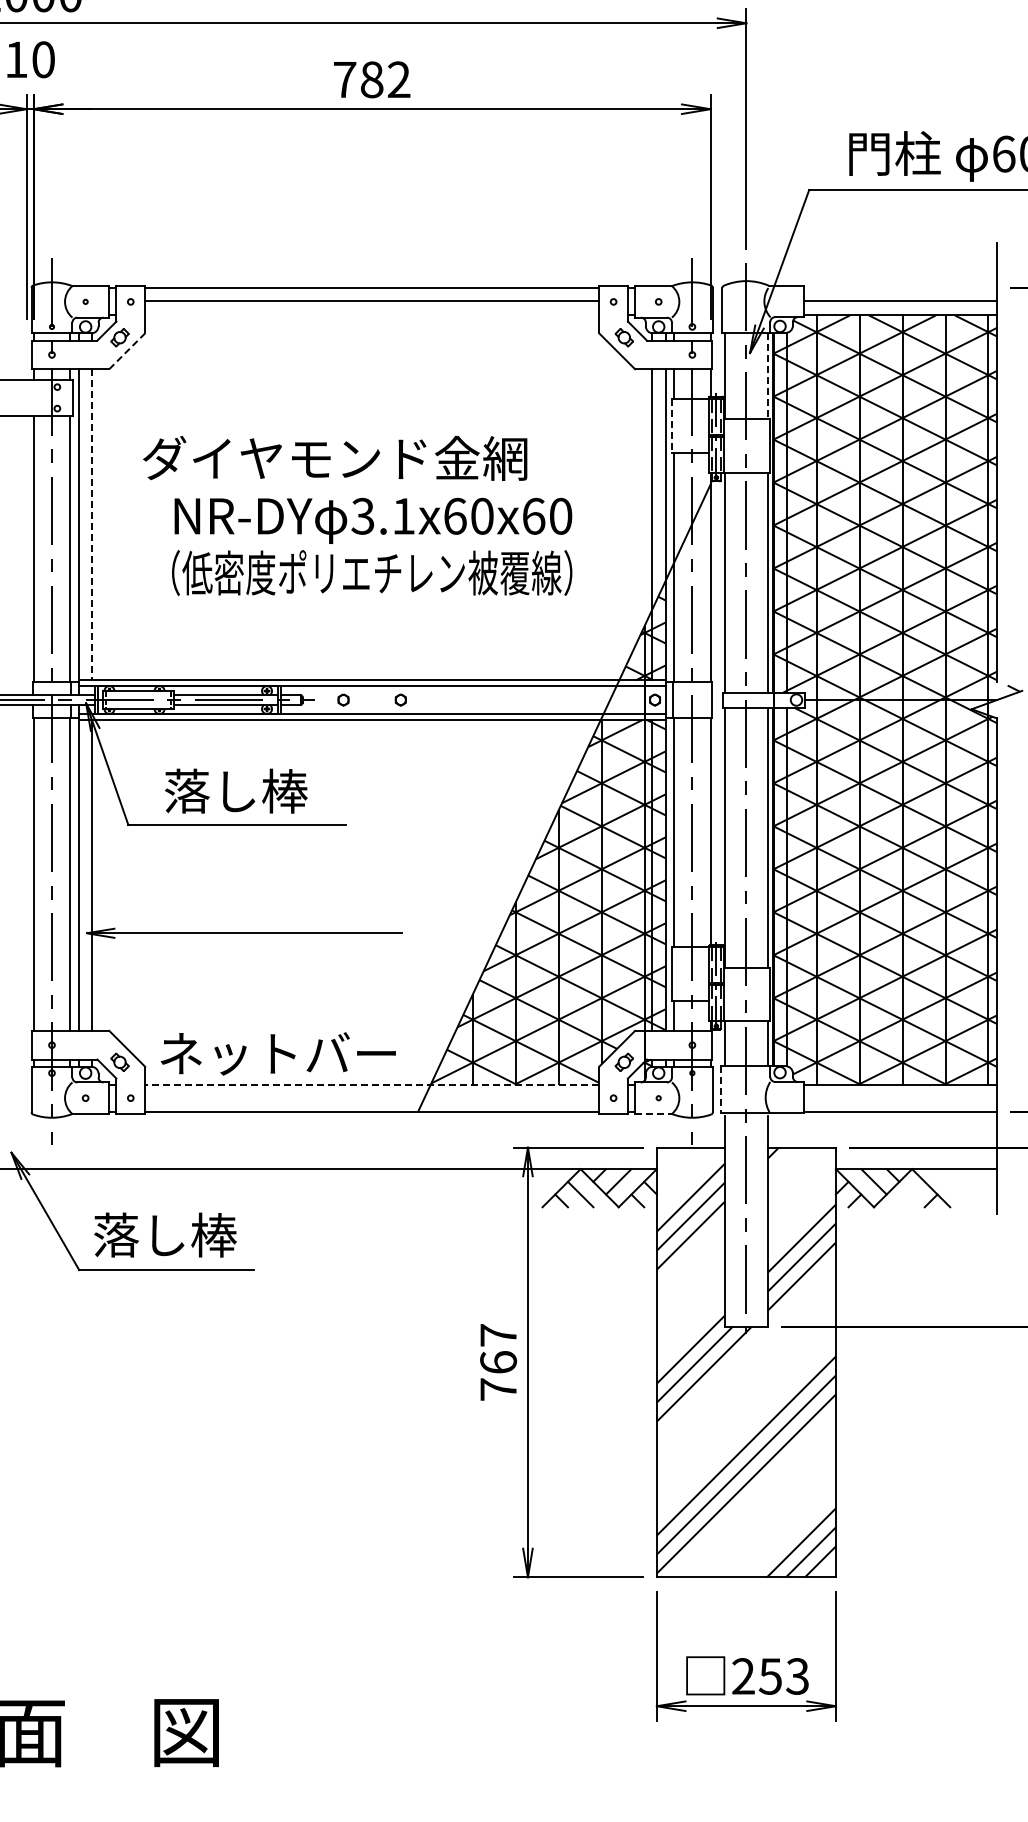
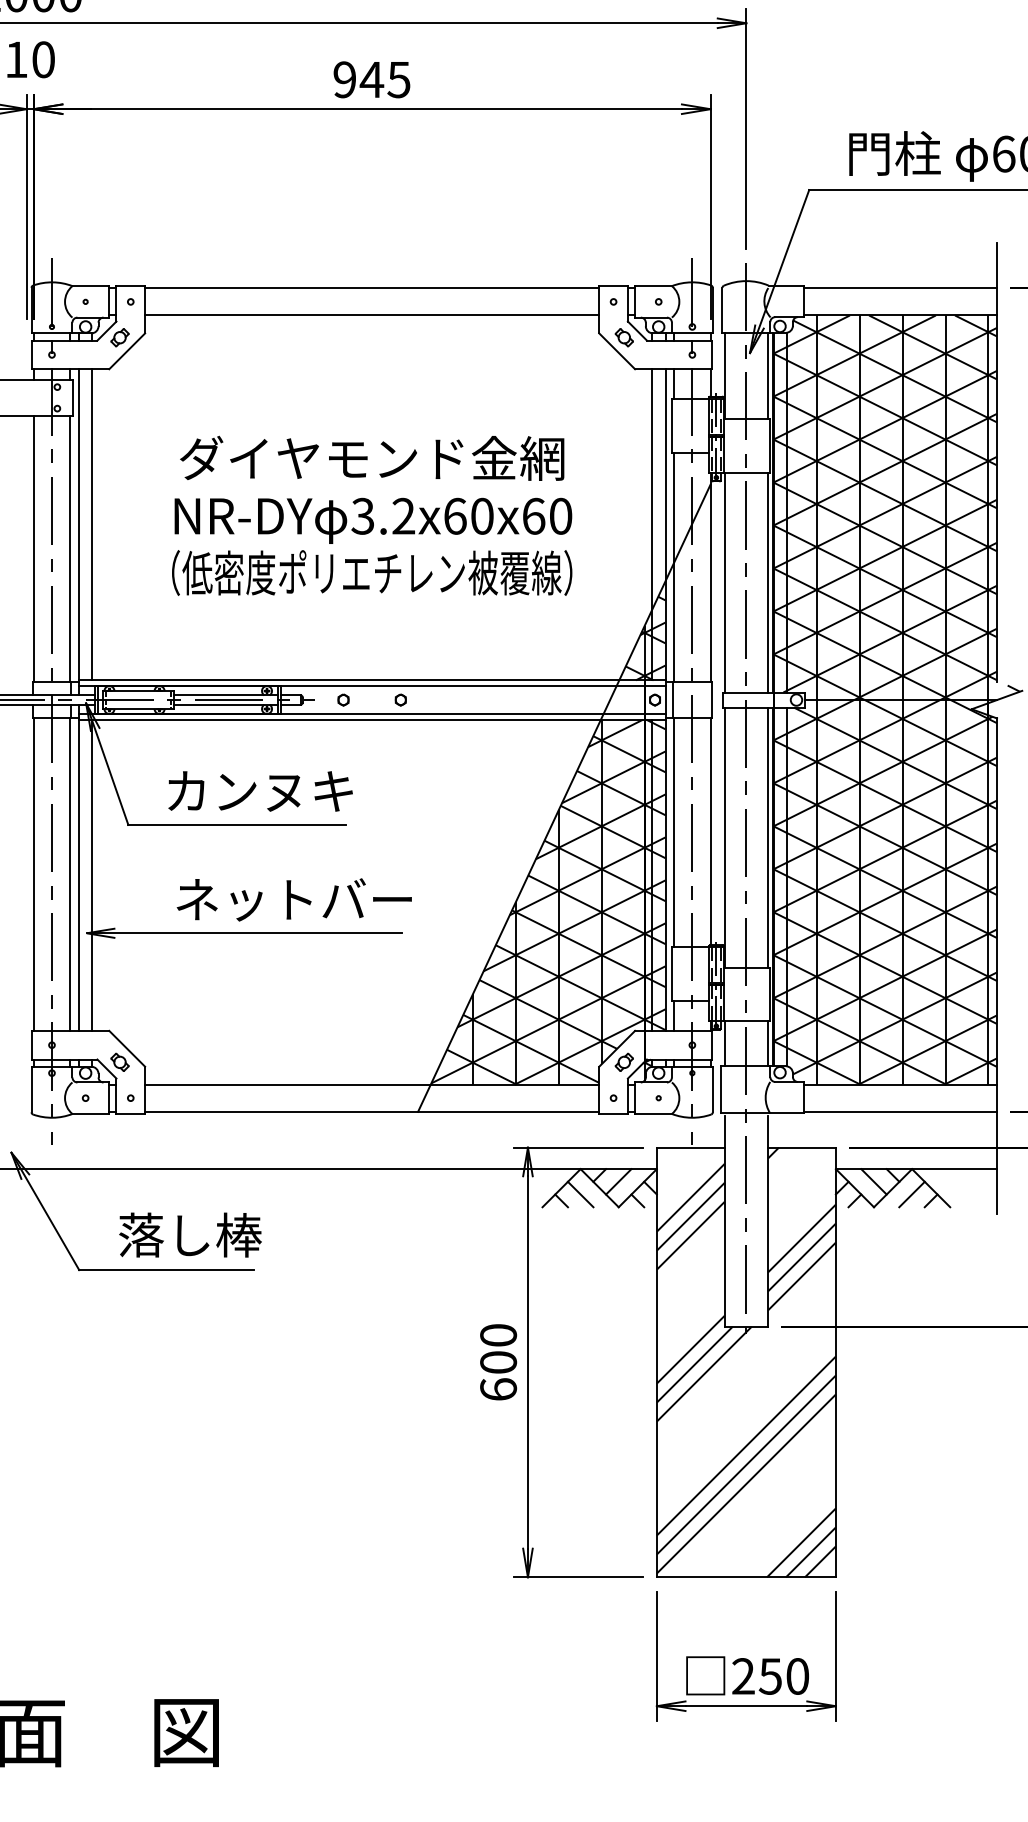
text: 782 -> 945 (371, 79)
line position: (372, 301) -> (372, 315) (372, 315)
line position: (900, 301) -> (900, 288) (900, 288)
line: dashed -> solid (127, 350)
line: dashed -> solid (768, 376)
line: dashed -> solid (671, 425)
text position: (335, 457) -> (372, 457) (372, 457)
text: 3.1x60x60 -> 3.2x60x60 (403, 515)
line: dashed -> solid (92, 524)
text: 落し棒 -> カンヌキ (258, 790)
text position: (277, 1053) -> (293, 899) (293, 899)
line: dashed -> solid (371, 1084)
line: dashed -> solid (720, 1089)
line: dashed -> solid (654, 1114)
line: none -> present (911, 1194)
text position: (165, 1234) -> (190, 1234) (190, 1234)
text: 767 -> 600 (498, 1362)
text: 253 -> 250 (797, 1676)
